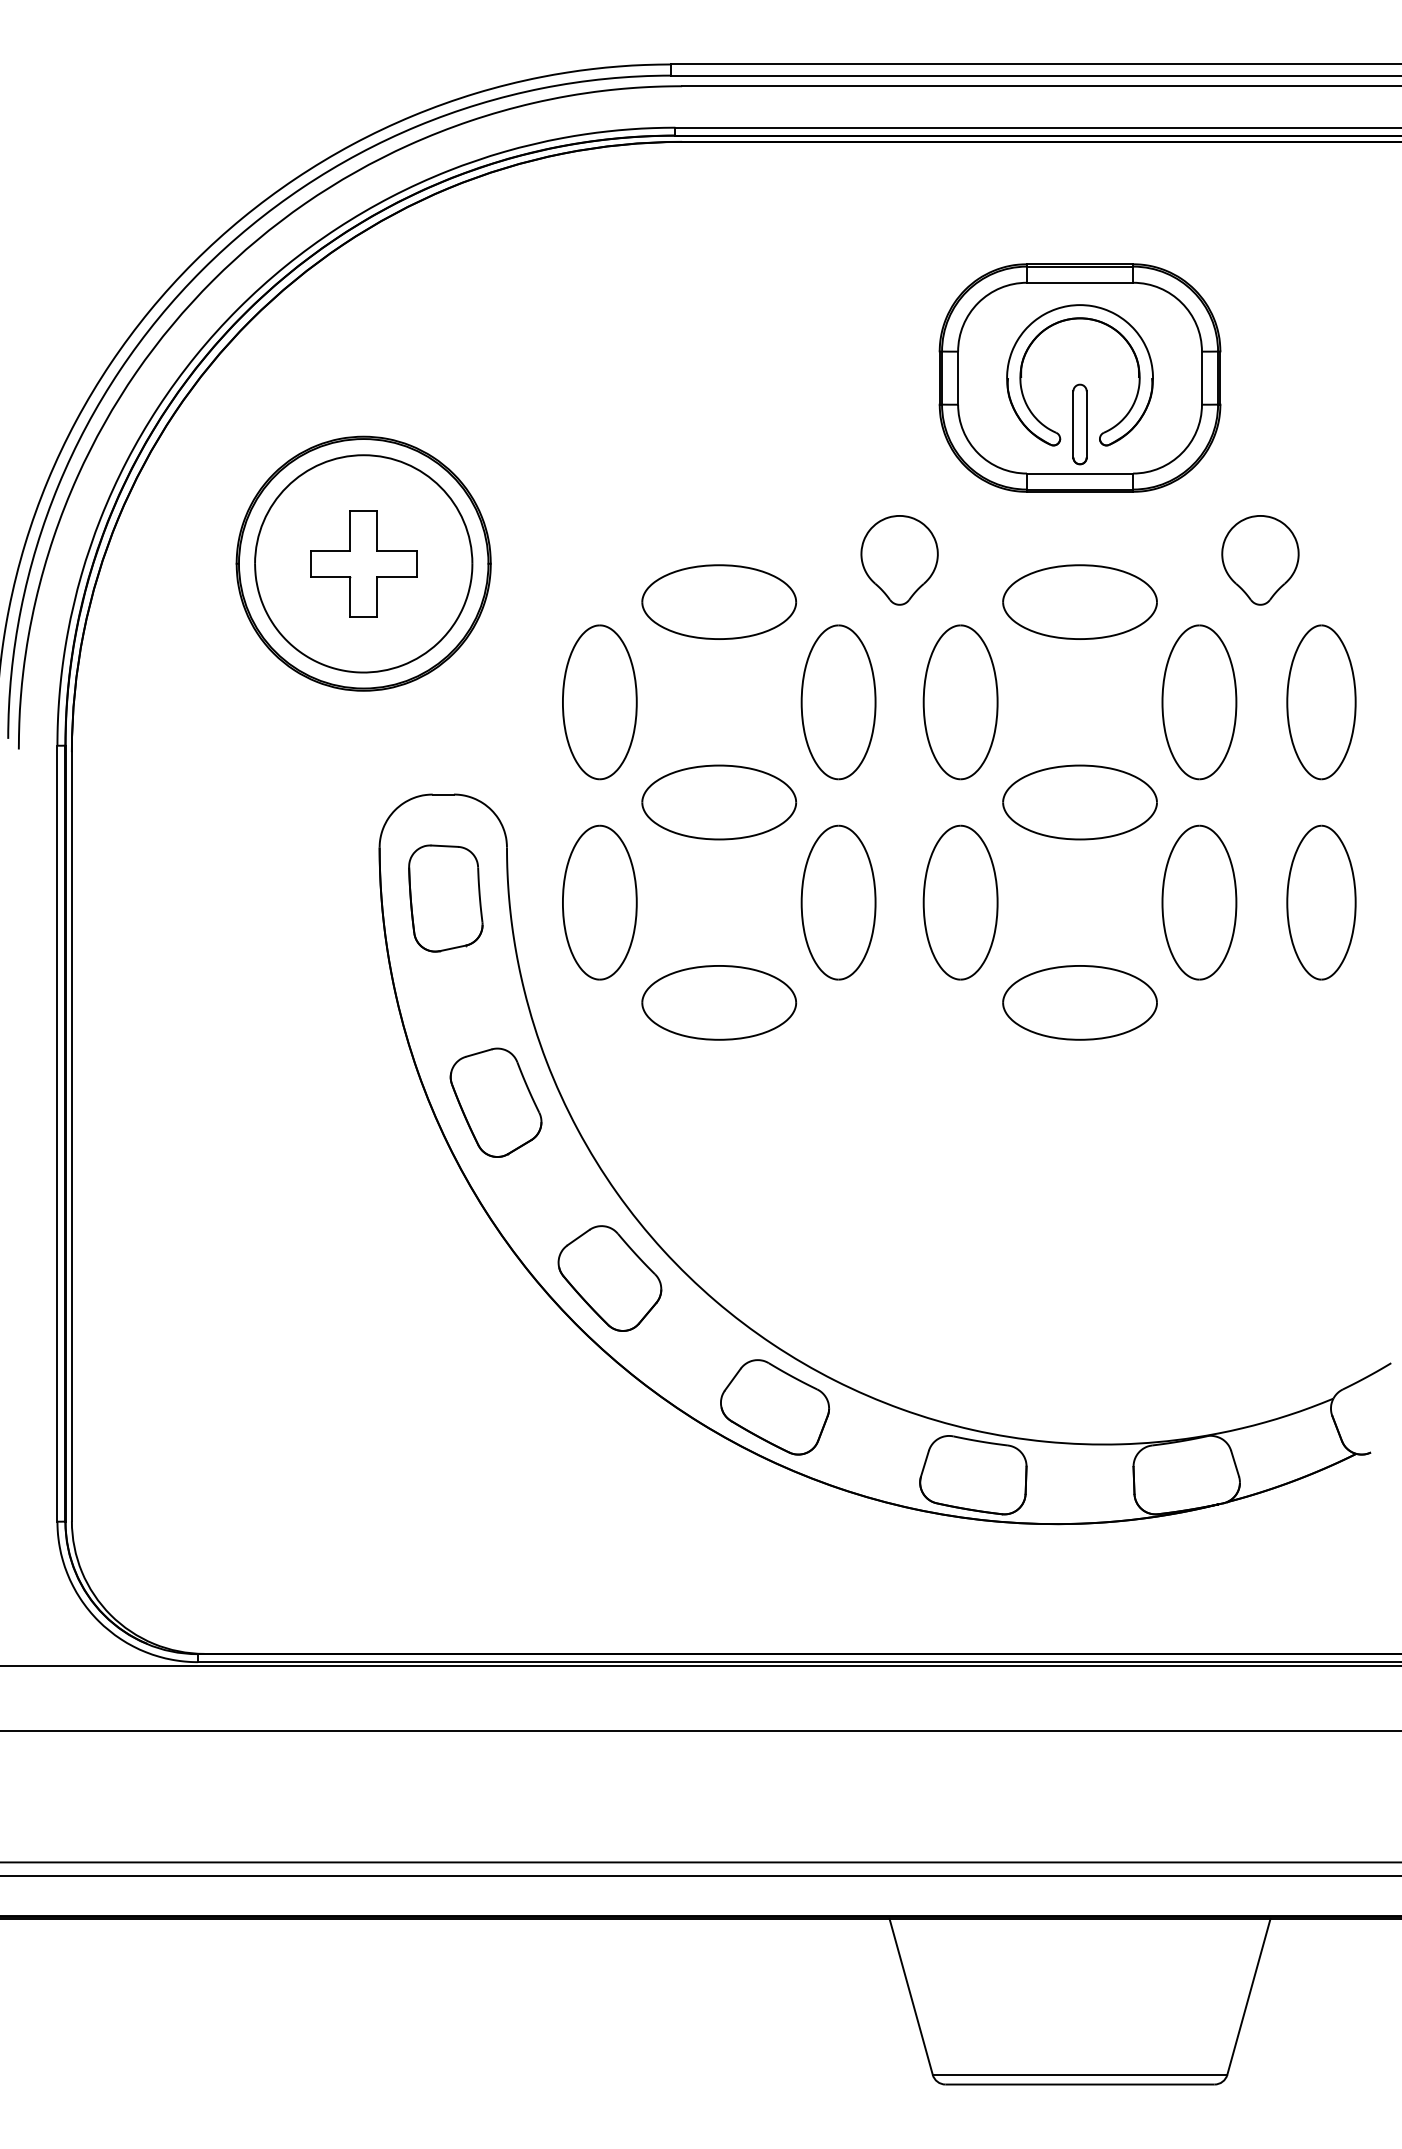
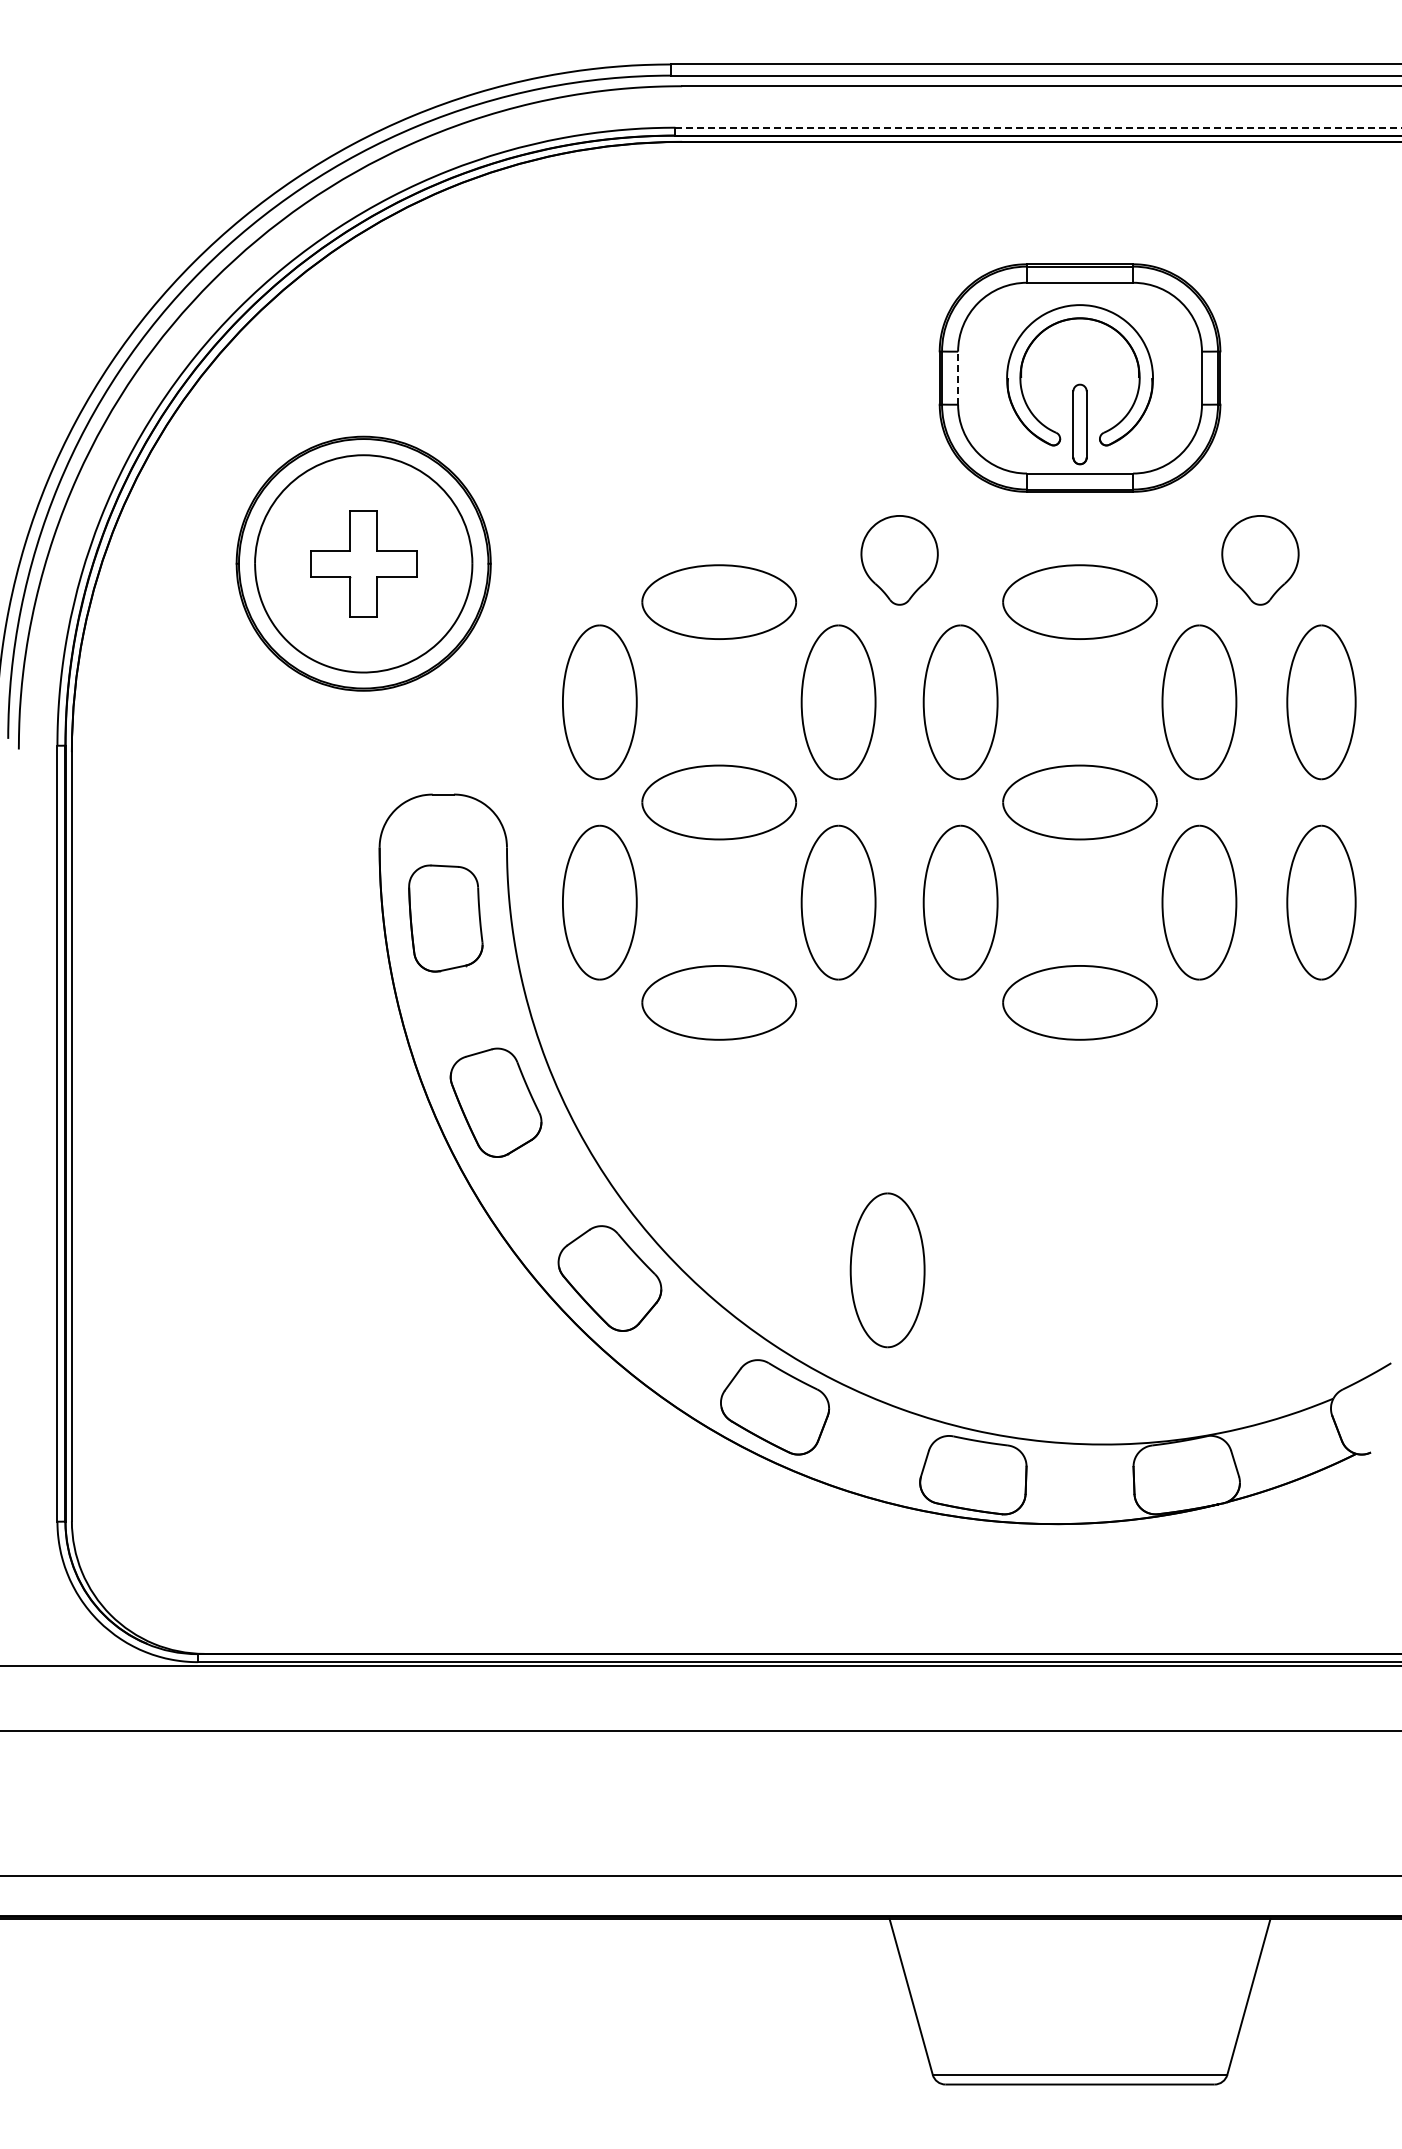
line: solid -> dashed (1039, 127)
line: solid -> dashed (958, 378)
part position: (445, 898) -> (445, 918) (445, 918)
part: none -> present (887, 1270)
line: present -> none (700, 1862)
